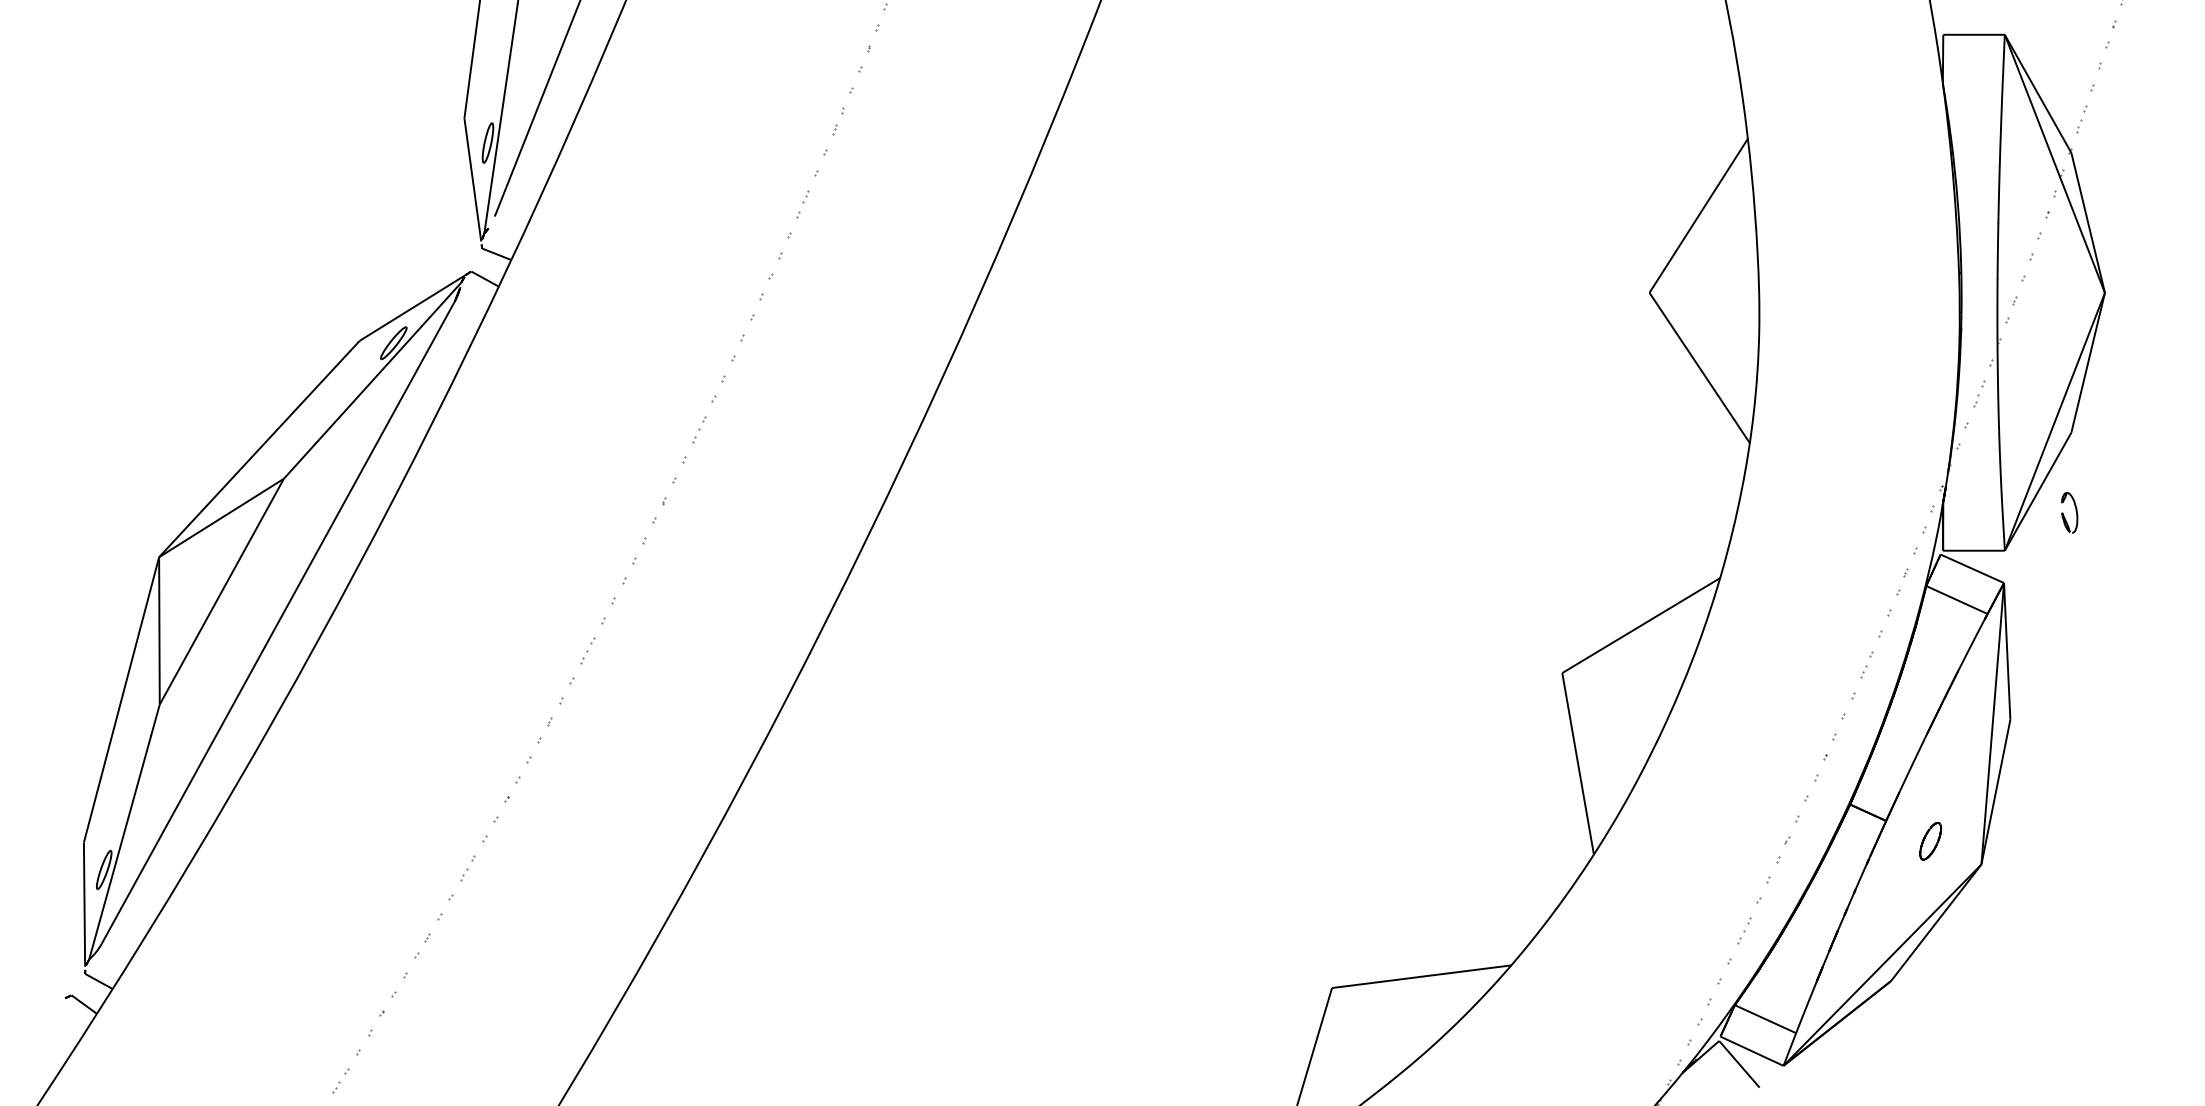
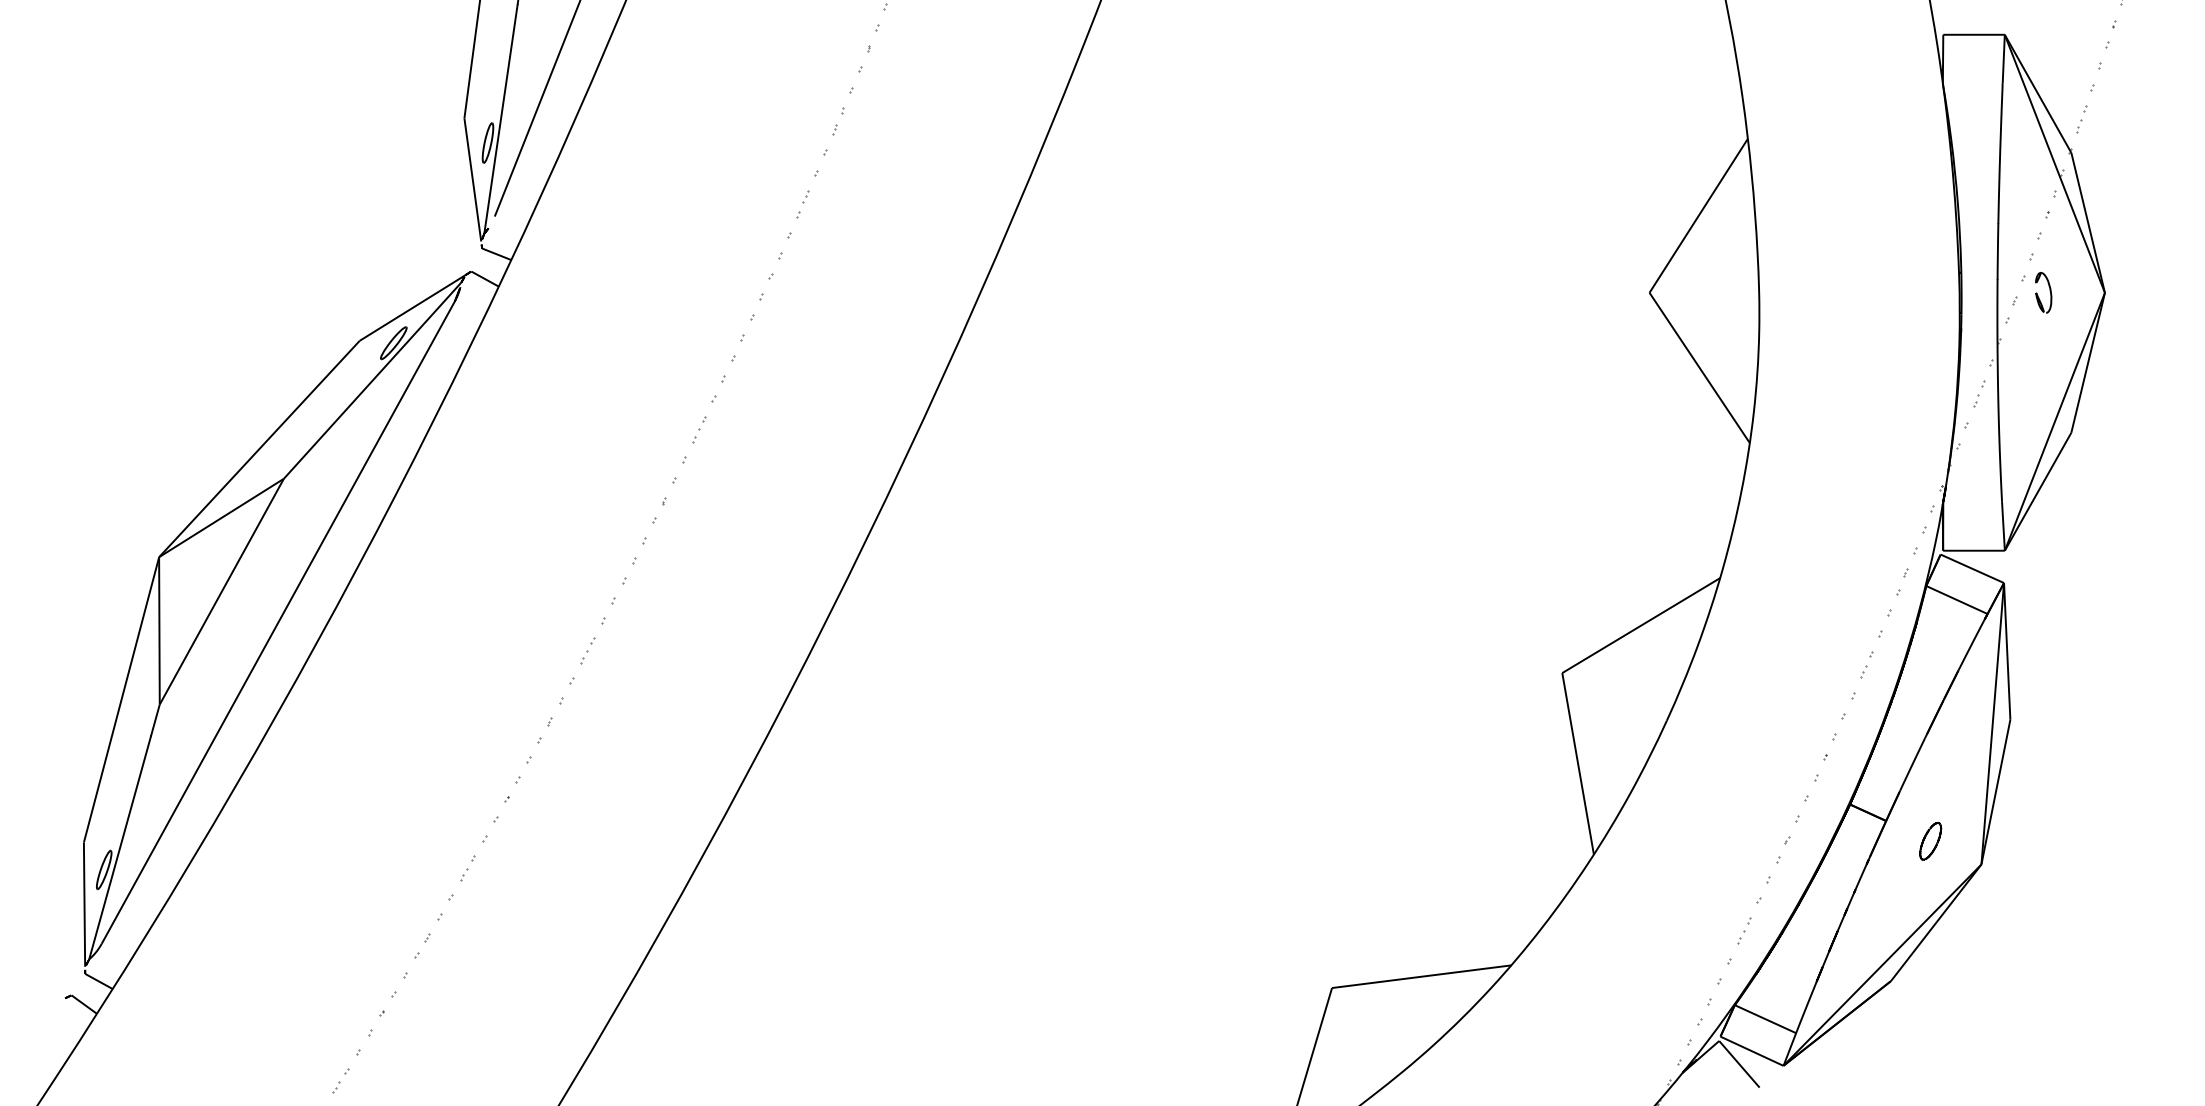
part position: (2069, 512) -> (2043, 292) (2043, 292)
